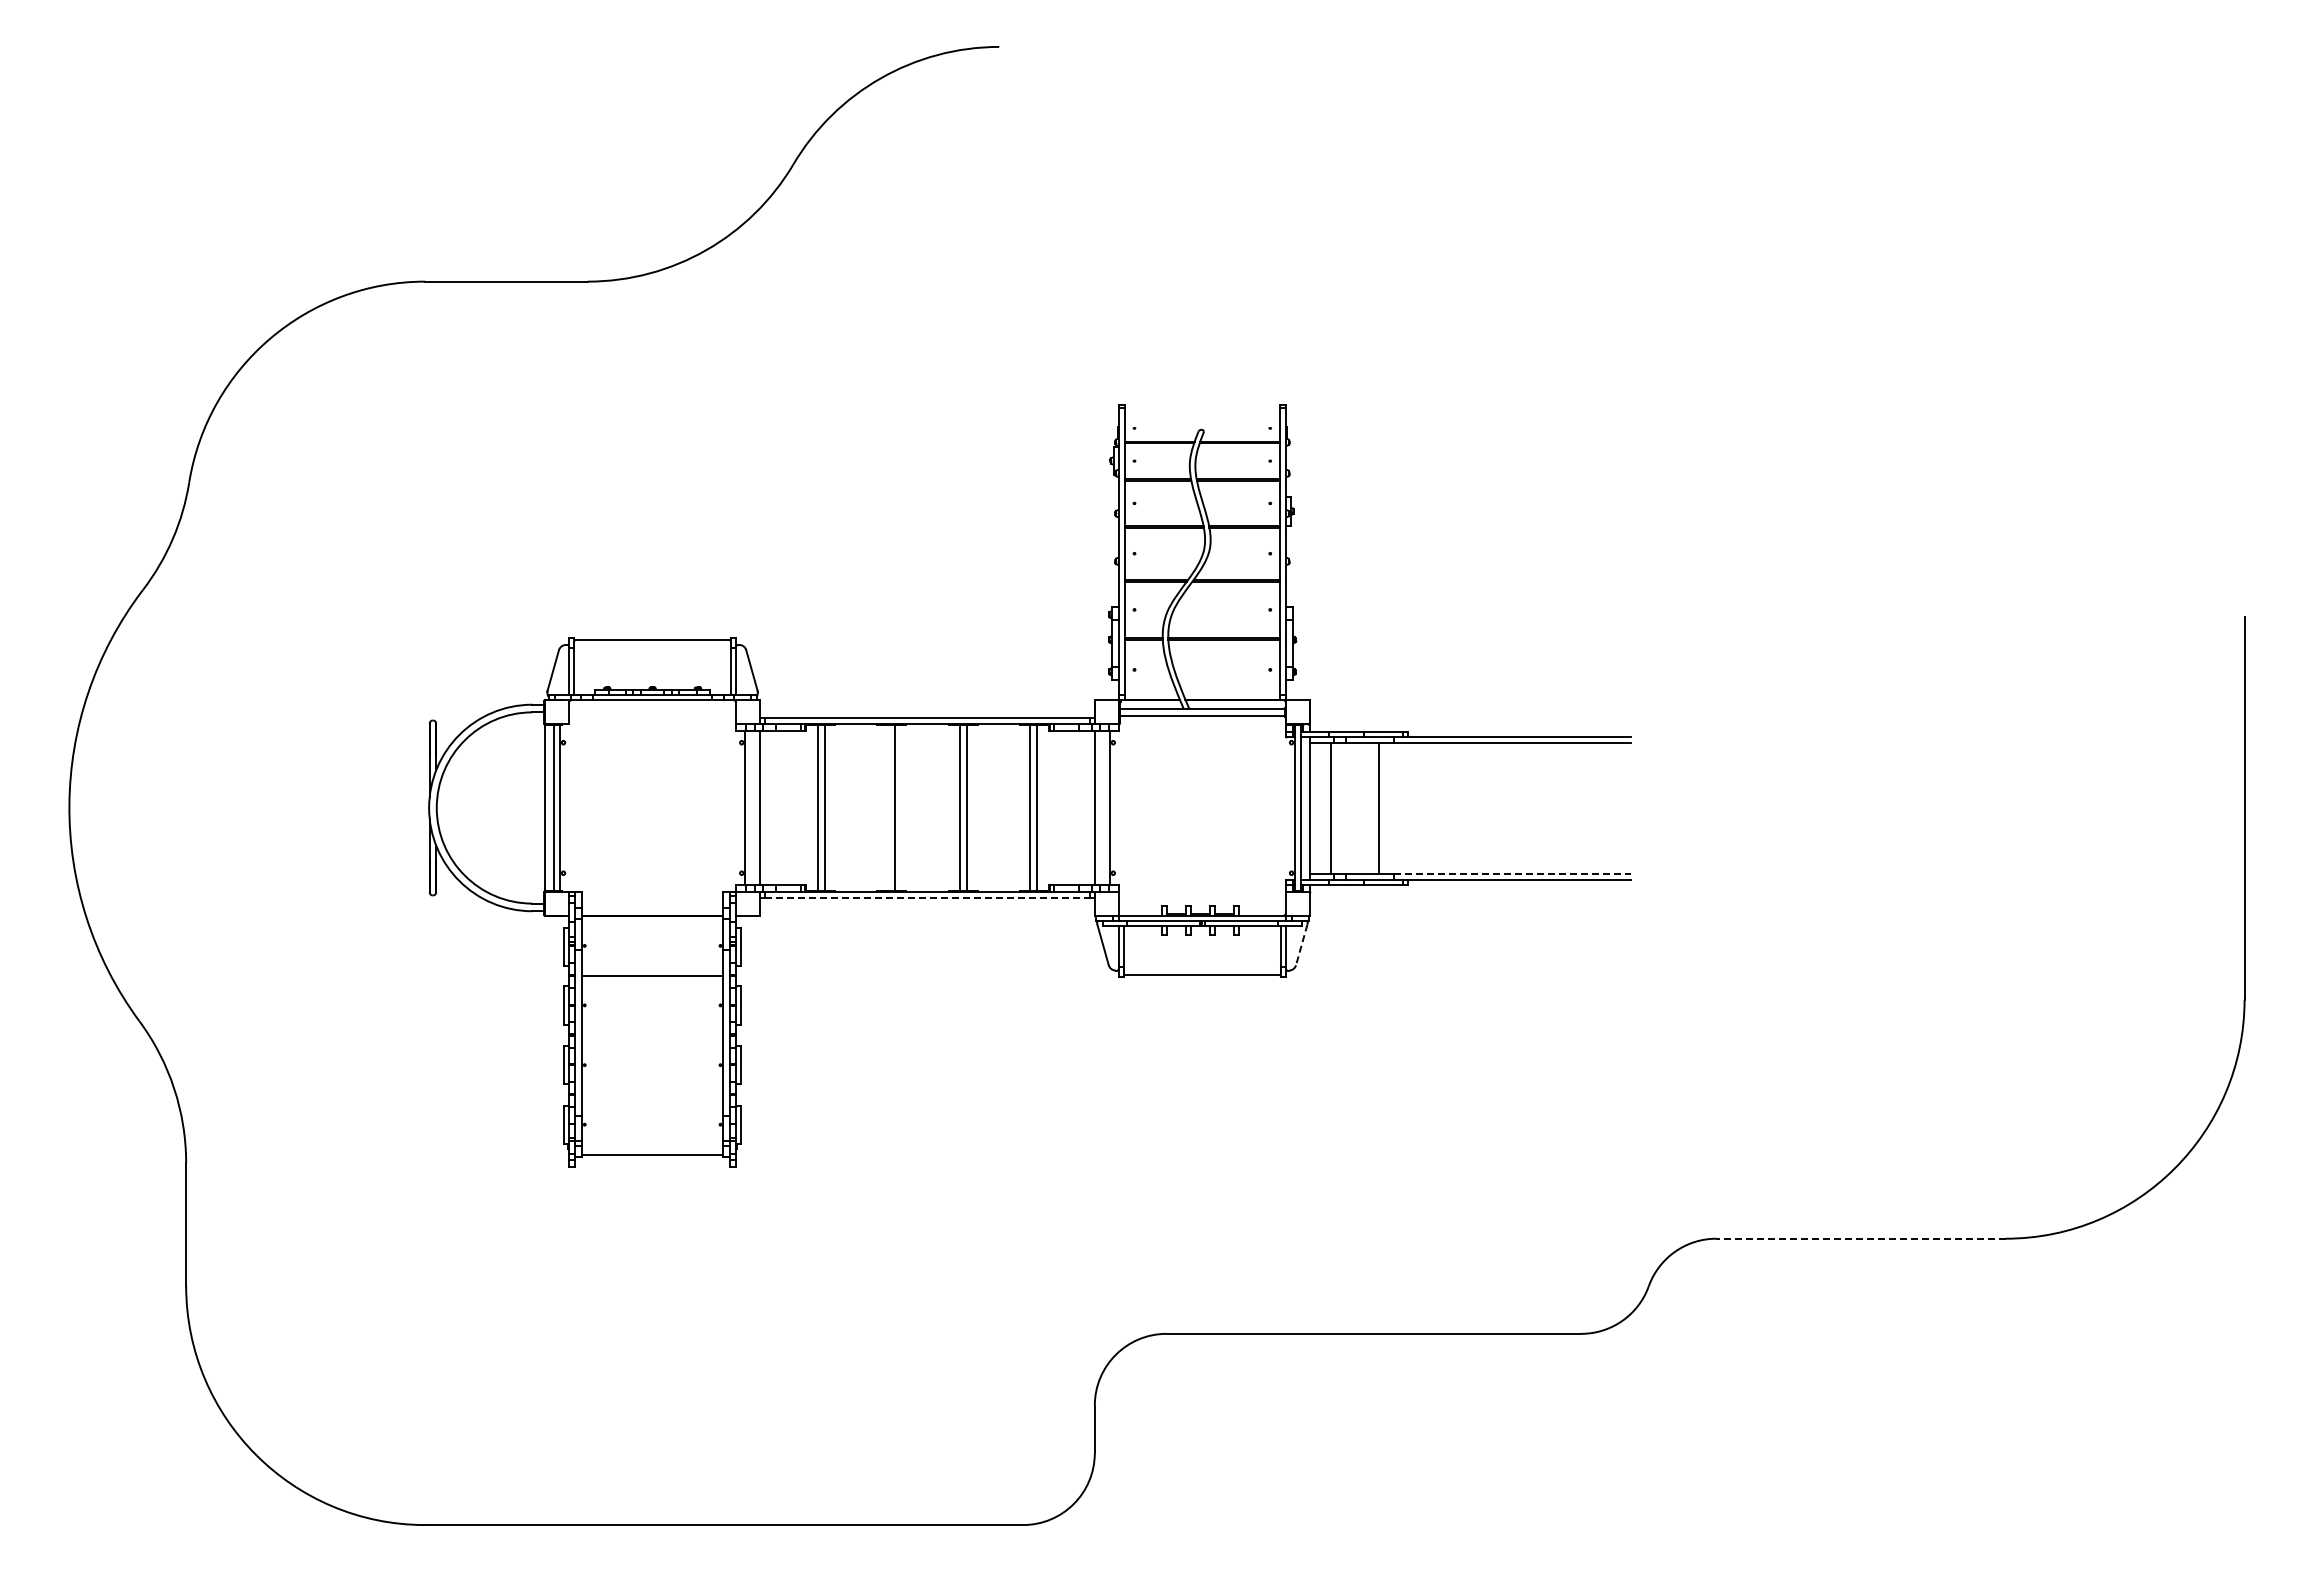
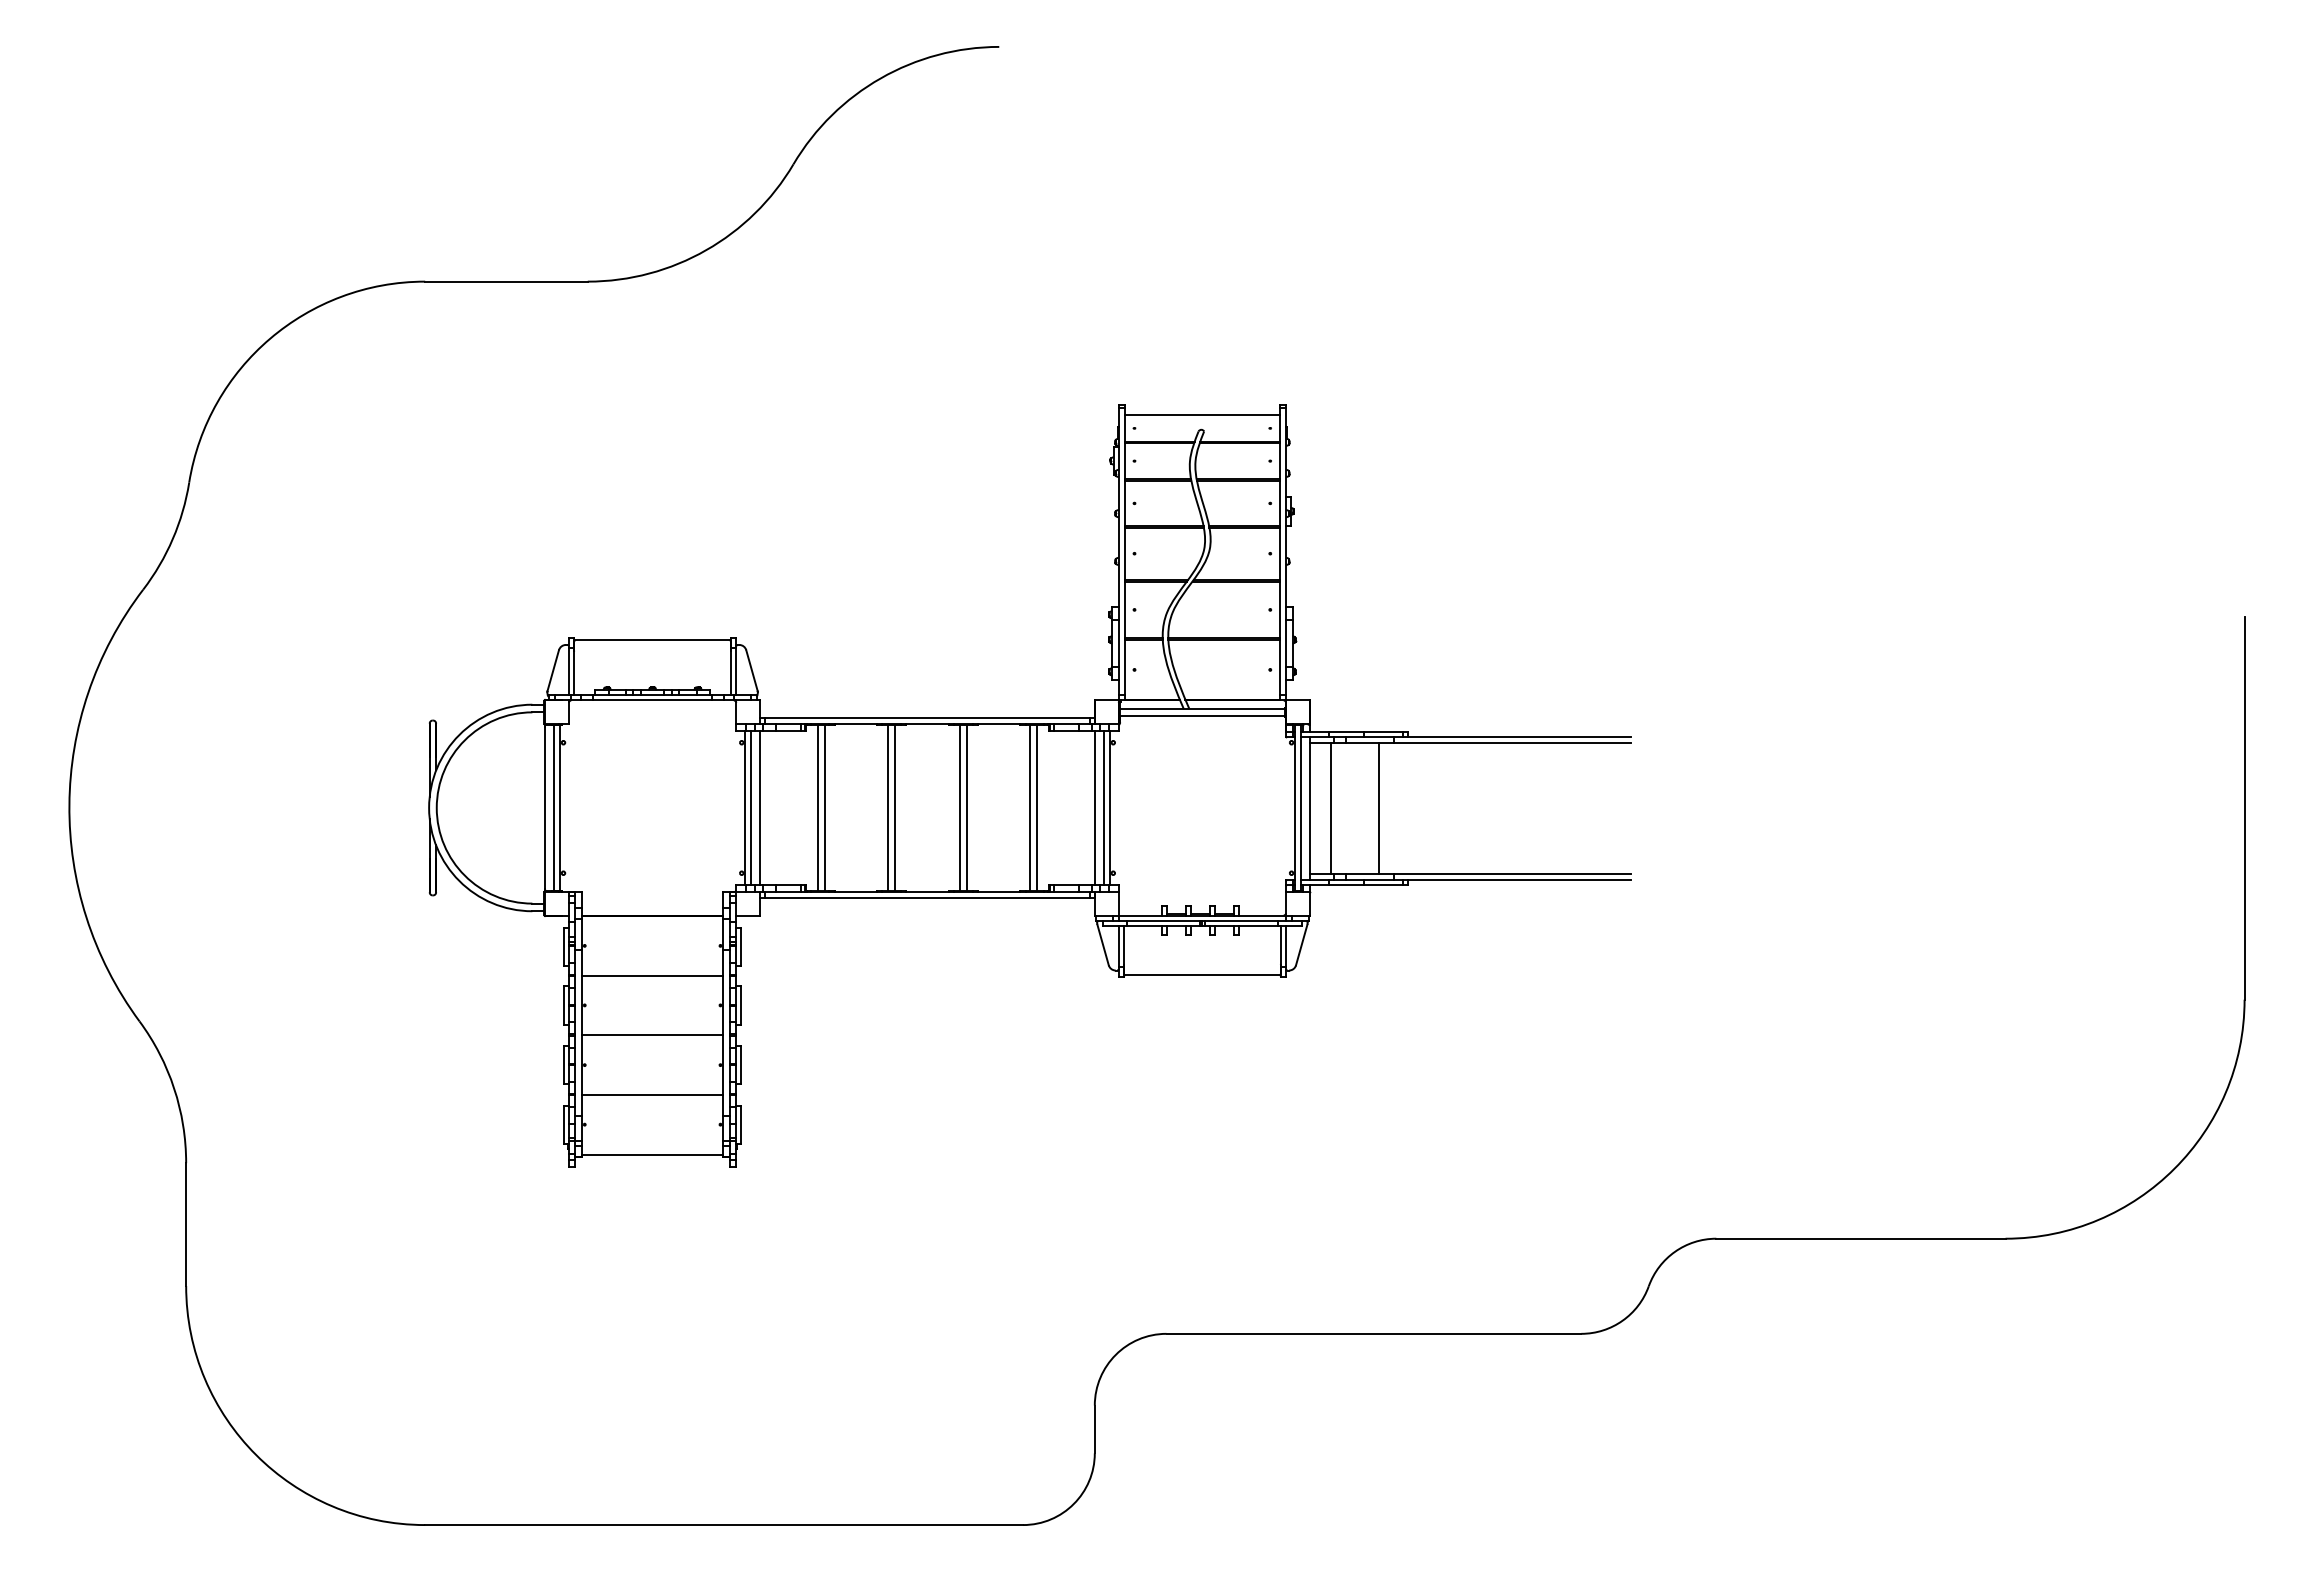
line: none -> present (1202, 415)
line: none -> present (751, 807)
line: none -> present (888, 807)
line: none -> present (1103, 807)
line: dashed -> solid (1513, 873)
line: dashed -> solid (927, 898)
line: dashed -> solid (1301, 945)
line: none -> present (652, 1035)
line: none -> present (652, 1095)
line: dashed -> solid (1860, 1238)
